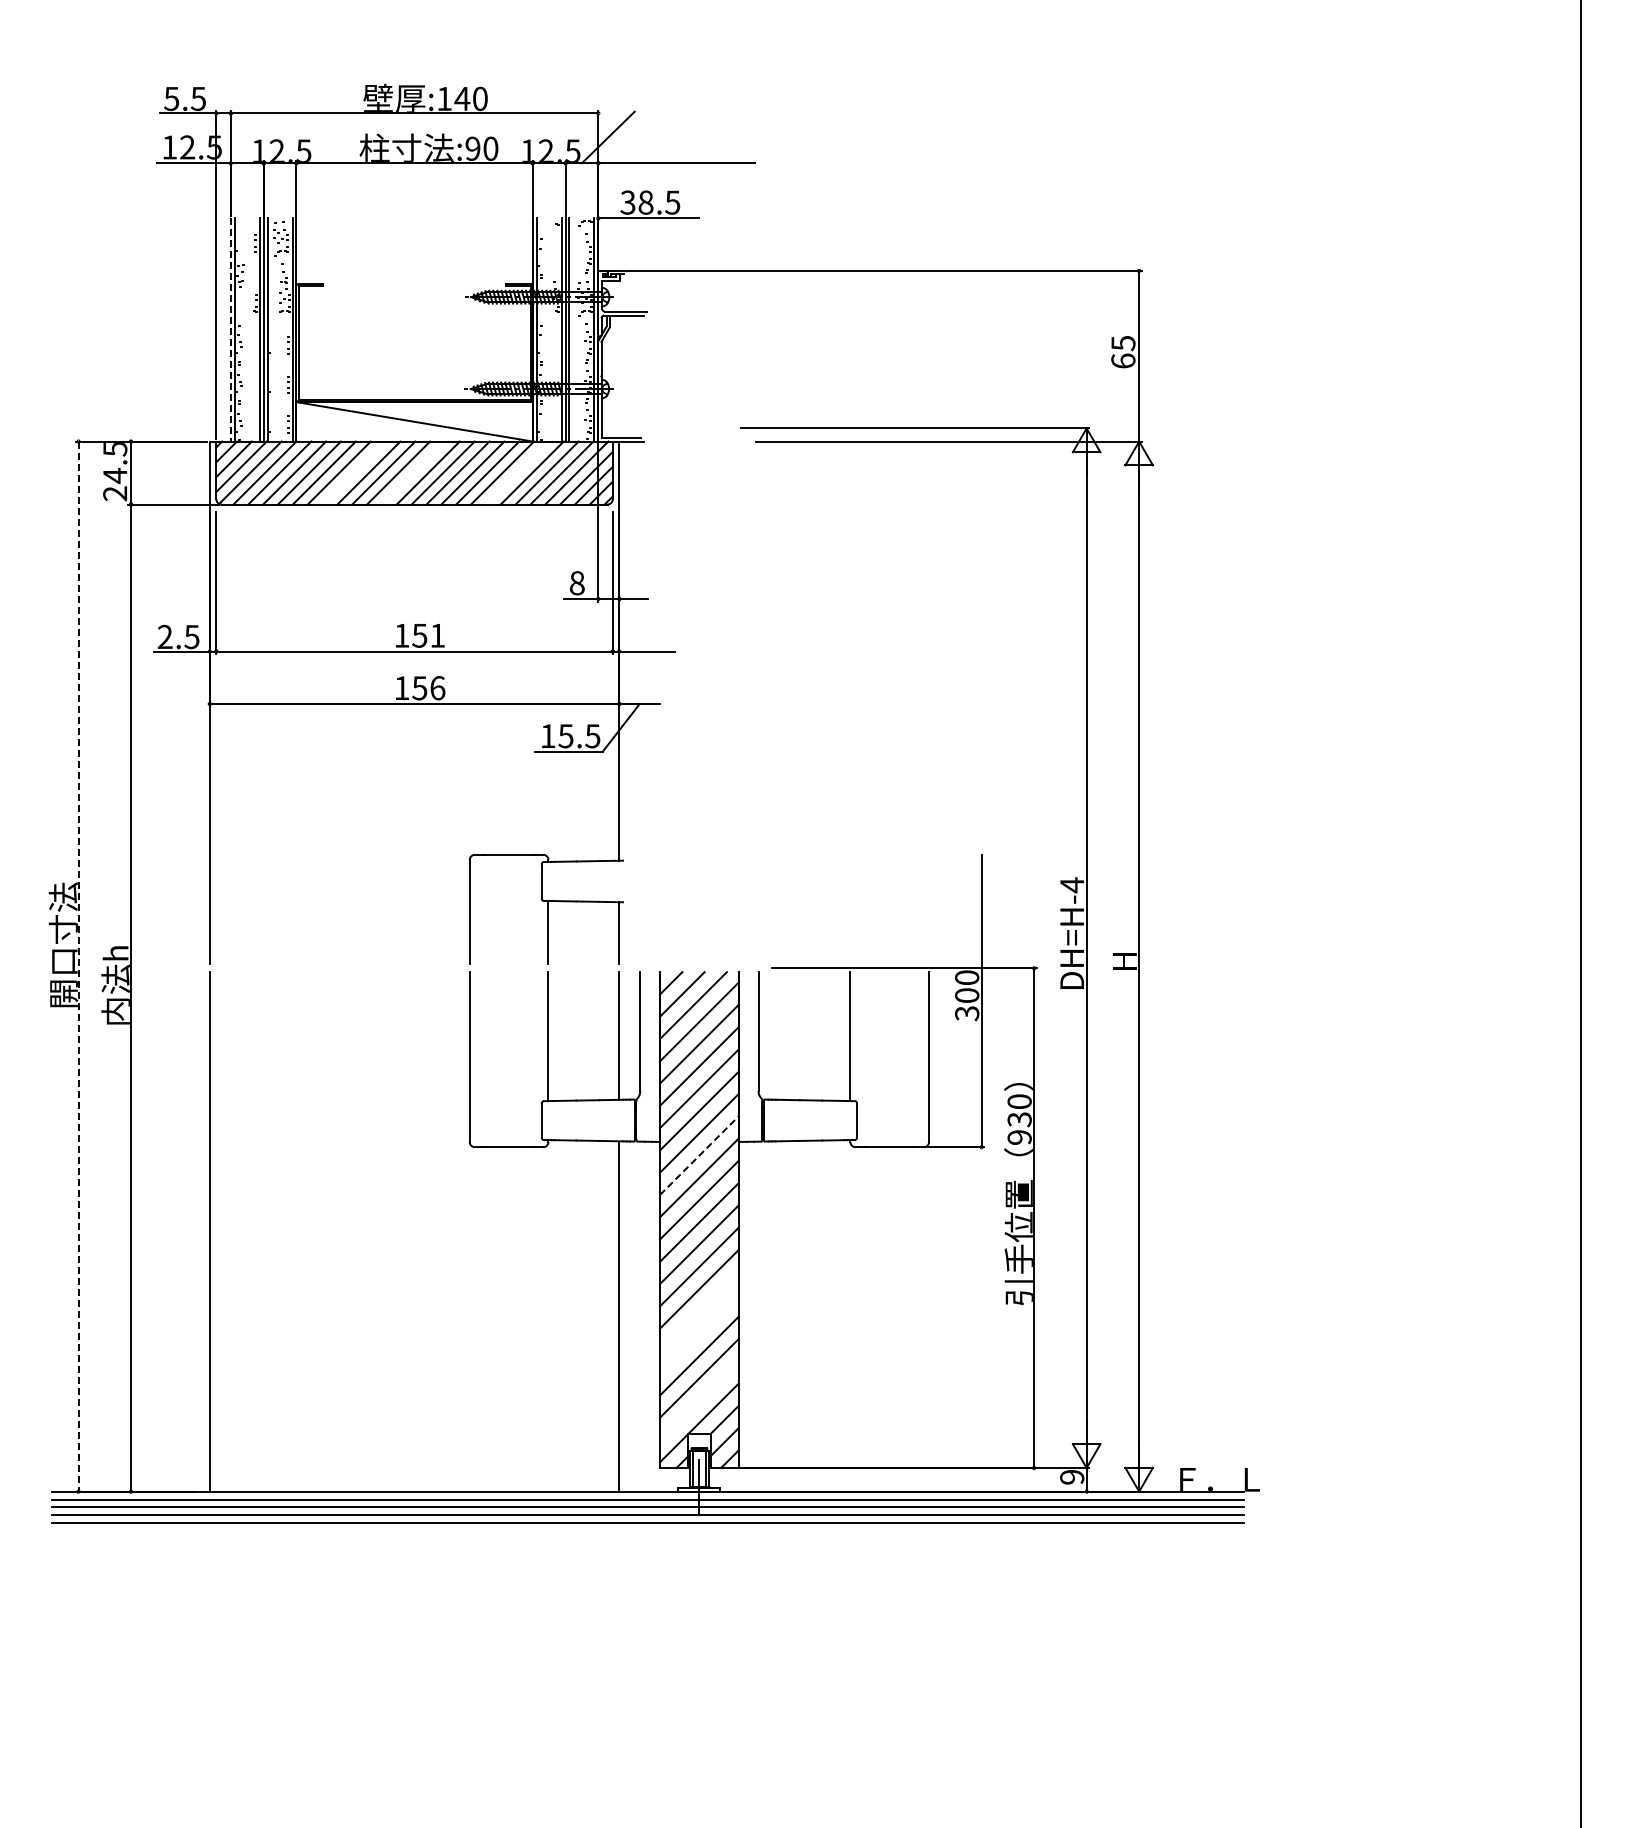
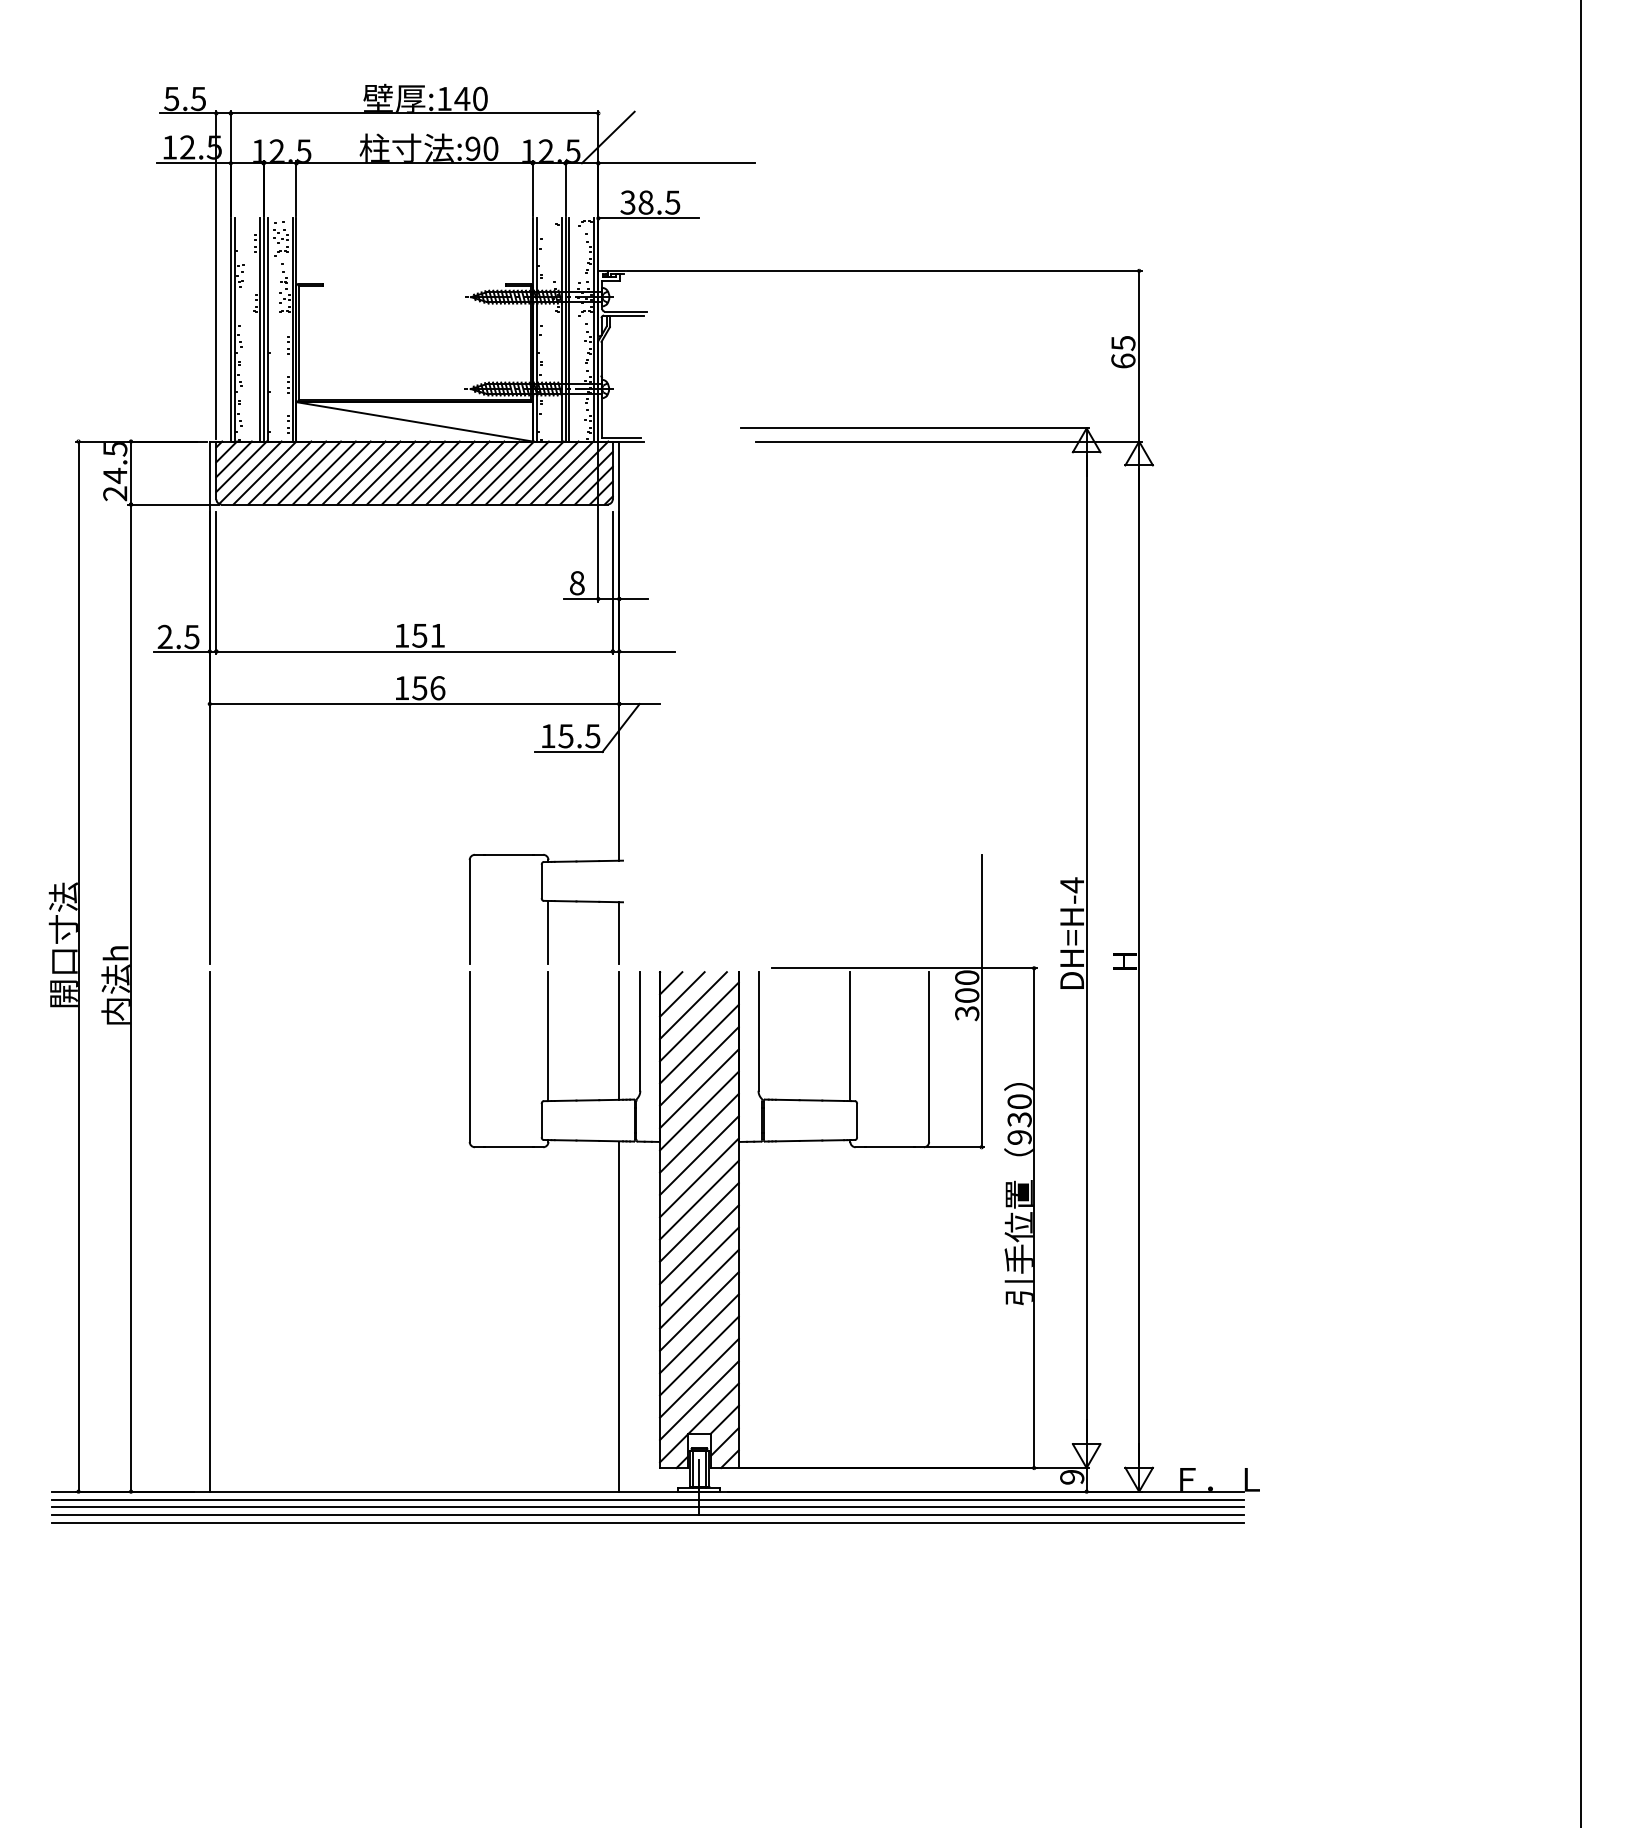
line: dashed -> solid (230, 329)
line: none -> present (353, 472)
line: none -> present (412, 472)
line: none -> present (516, 472)
line: dashed -> solid (78, 967)
line: dashed -> solid (699, 1155)
line: none -> present (699, 1311)
line: none -> present (699, 1333)
line: none -> present (699, 1400)
